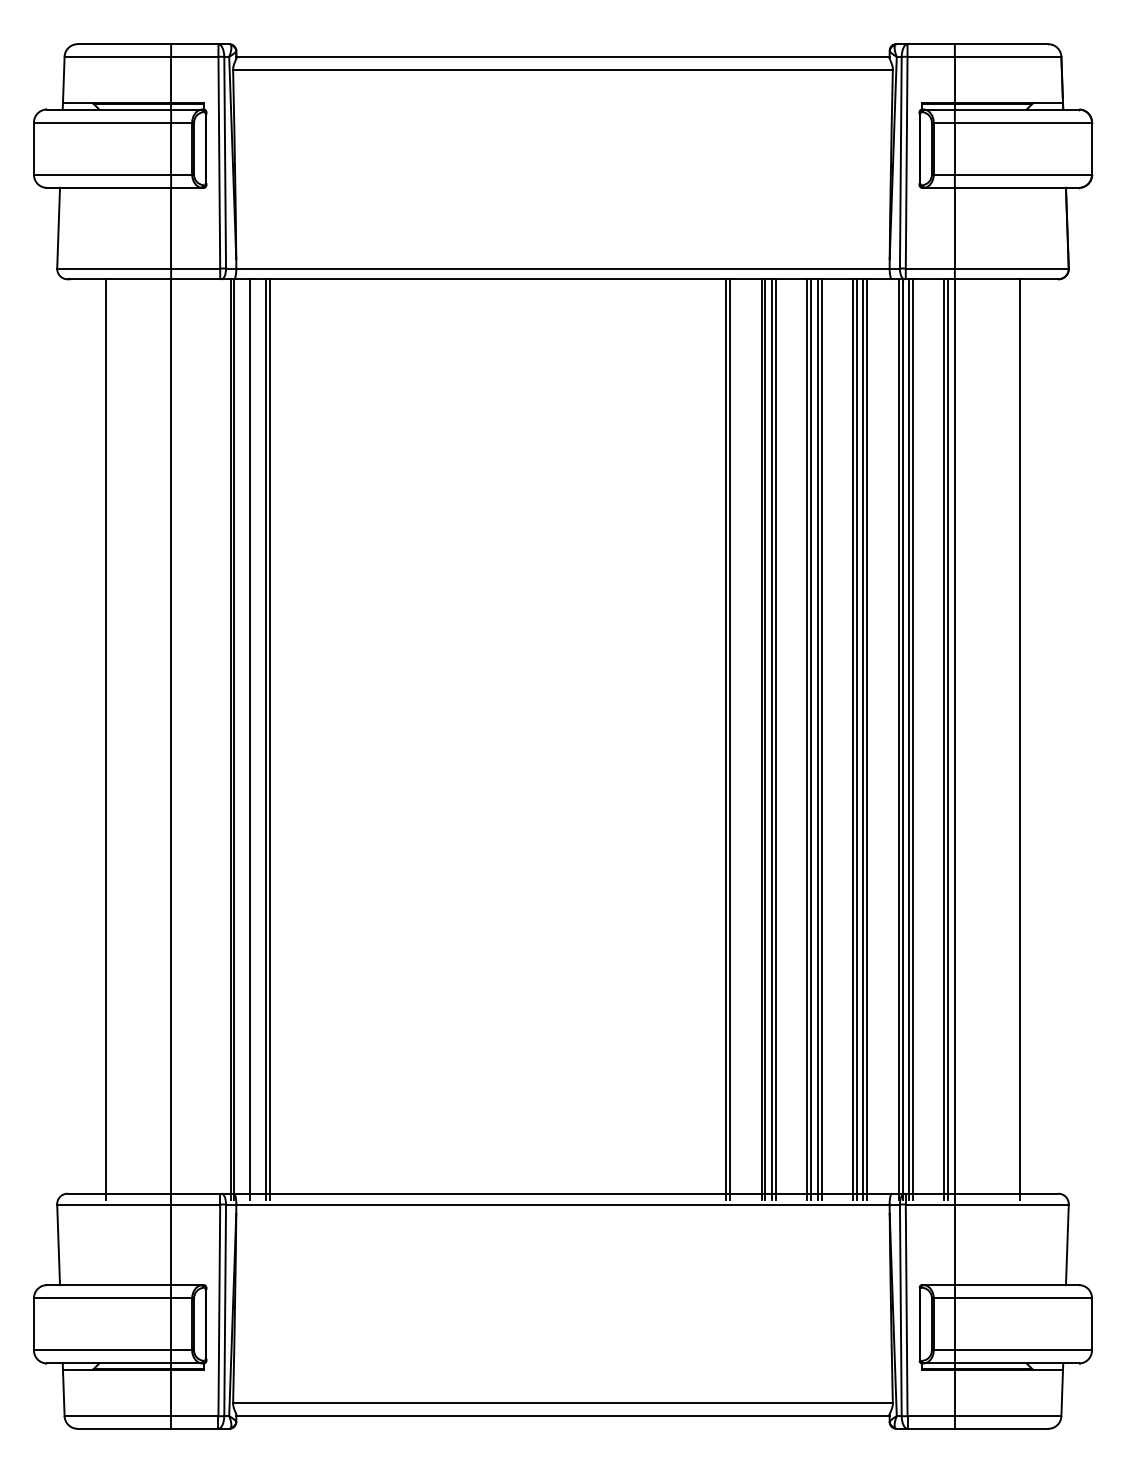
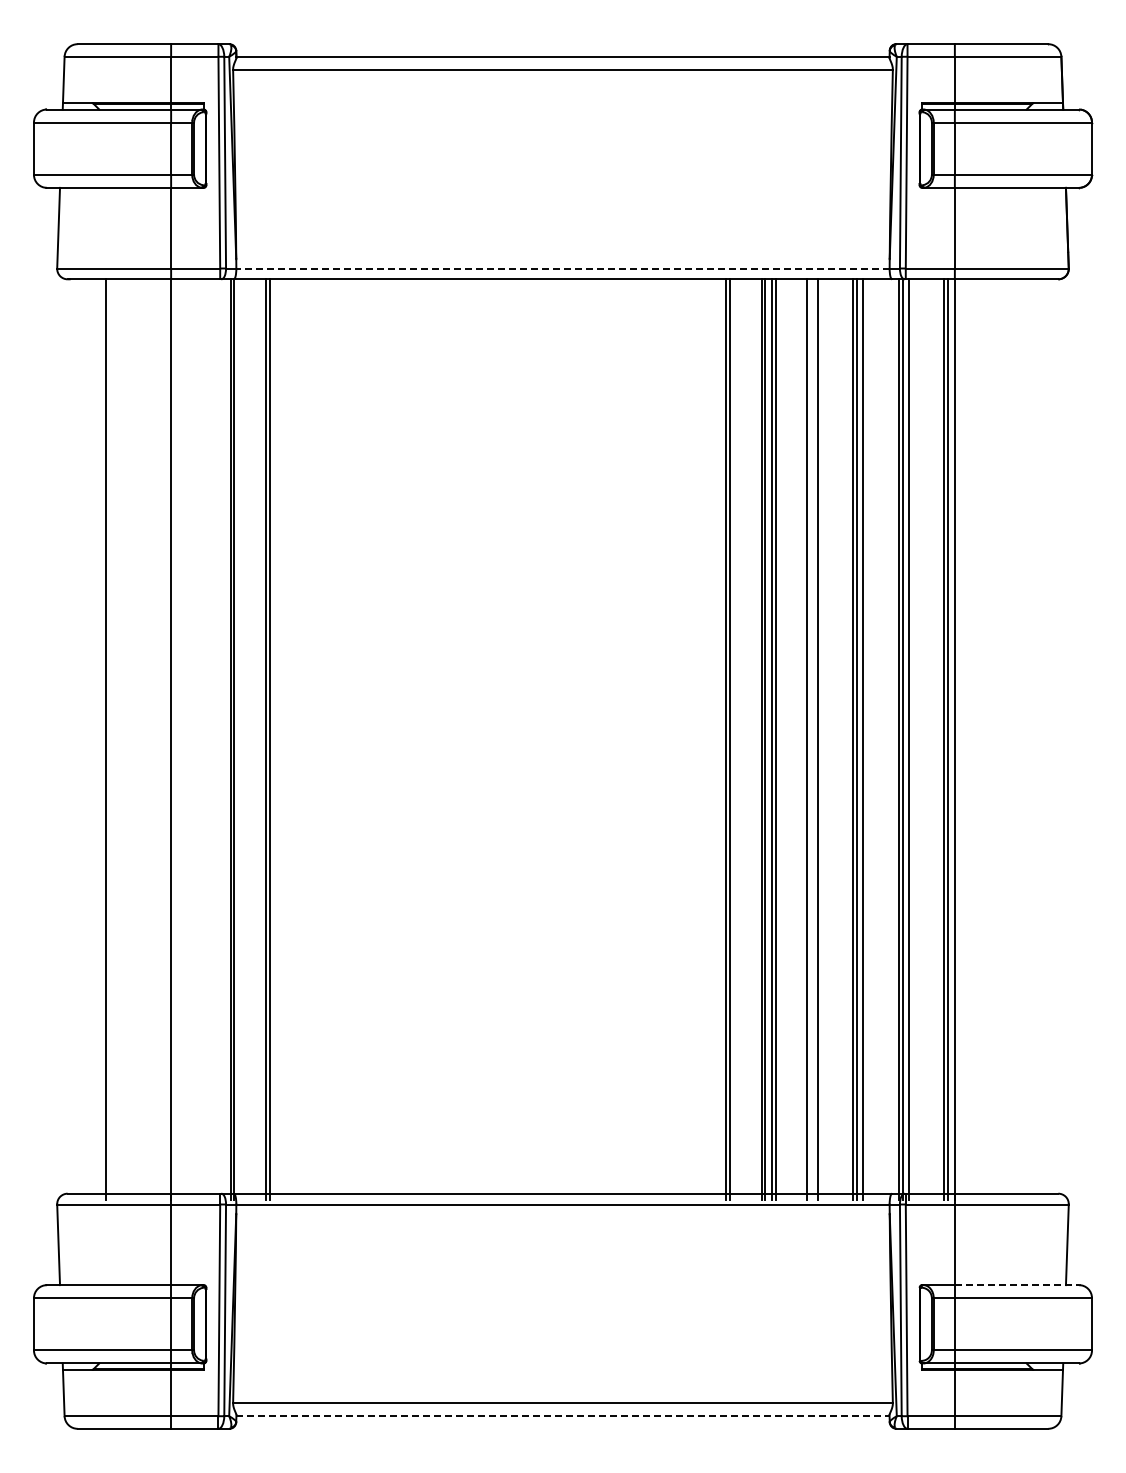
line: solid -> dashed (562, 268)
line: present -> none (250, 739)
line: present -> none (811, 739)
line: present -> none (821, 739)
line: present -> none (867, 739)
line: present -> none (913, 739)
line: present -> none (1020, 739)
line: solid -> dashed (1017, 1285)
line: solid -> dashed (563, 1415)
